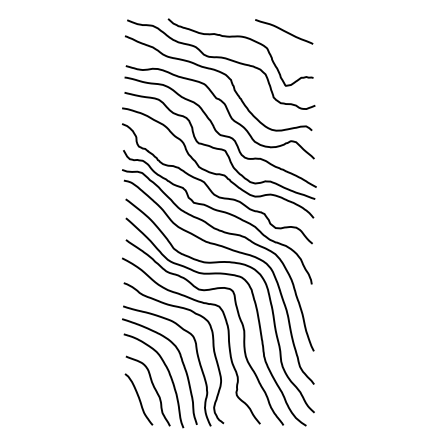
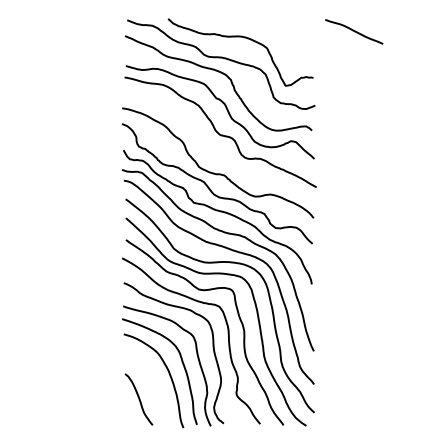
curve position: (284, 31) -> (354, 31) (354, 31)
curve: present -> none (219, 148)
curve: present -> none (153, 388)
